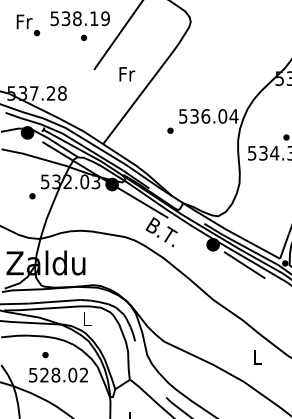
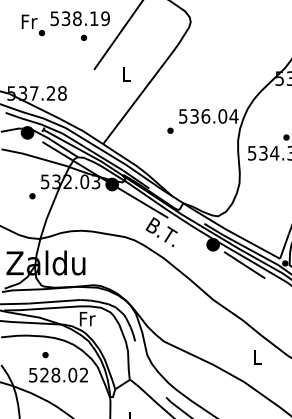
text position: (28, 25) -> (33, 25) (33, 25)
text: Fr -> L (127, 74)
text: L -> Fr (87, 318)
